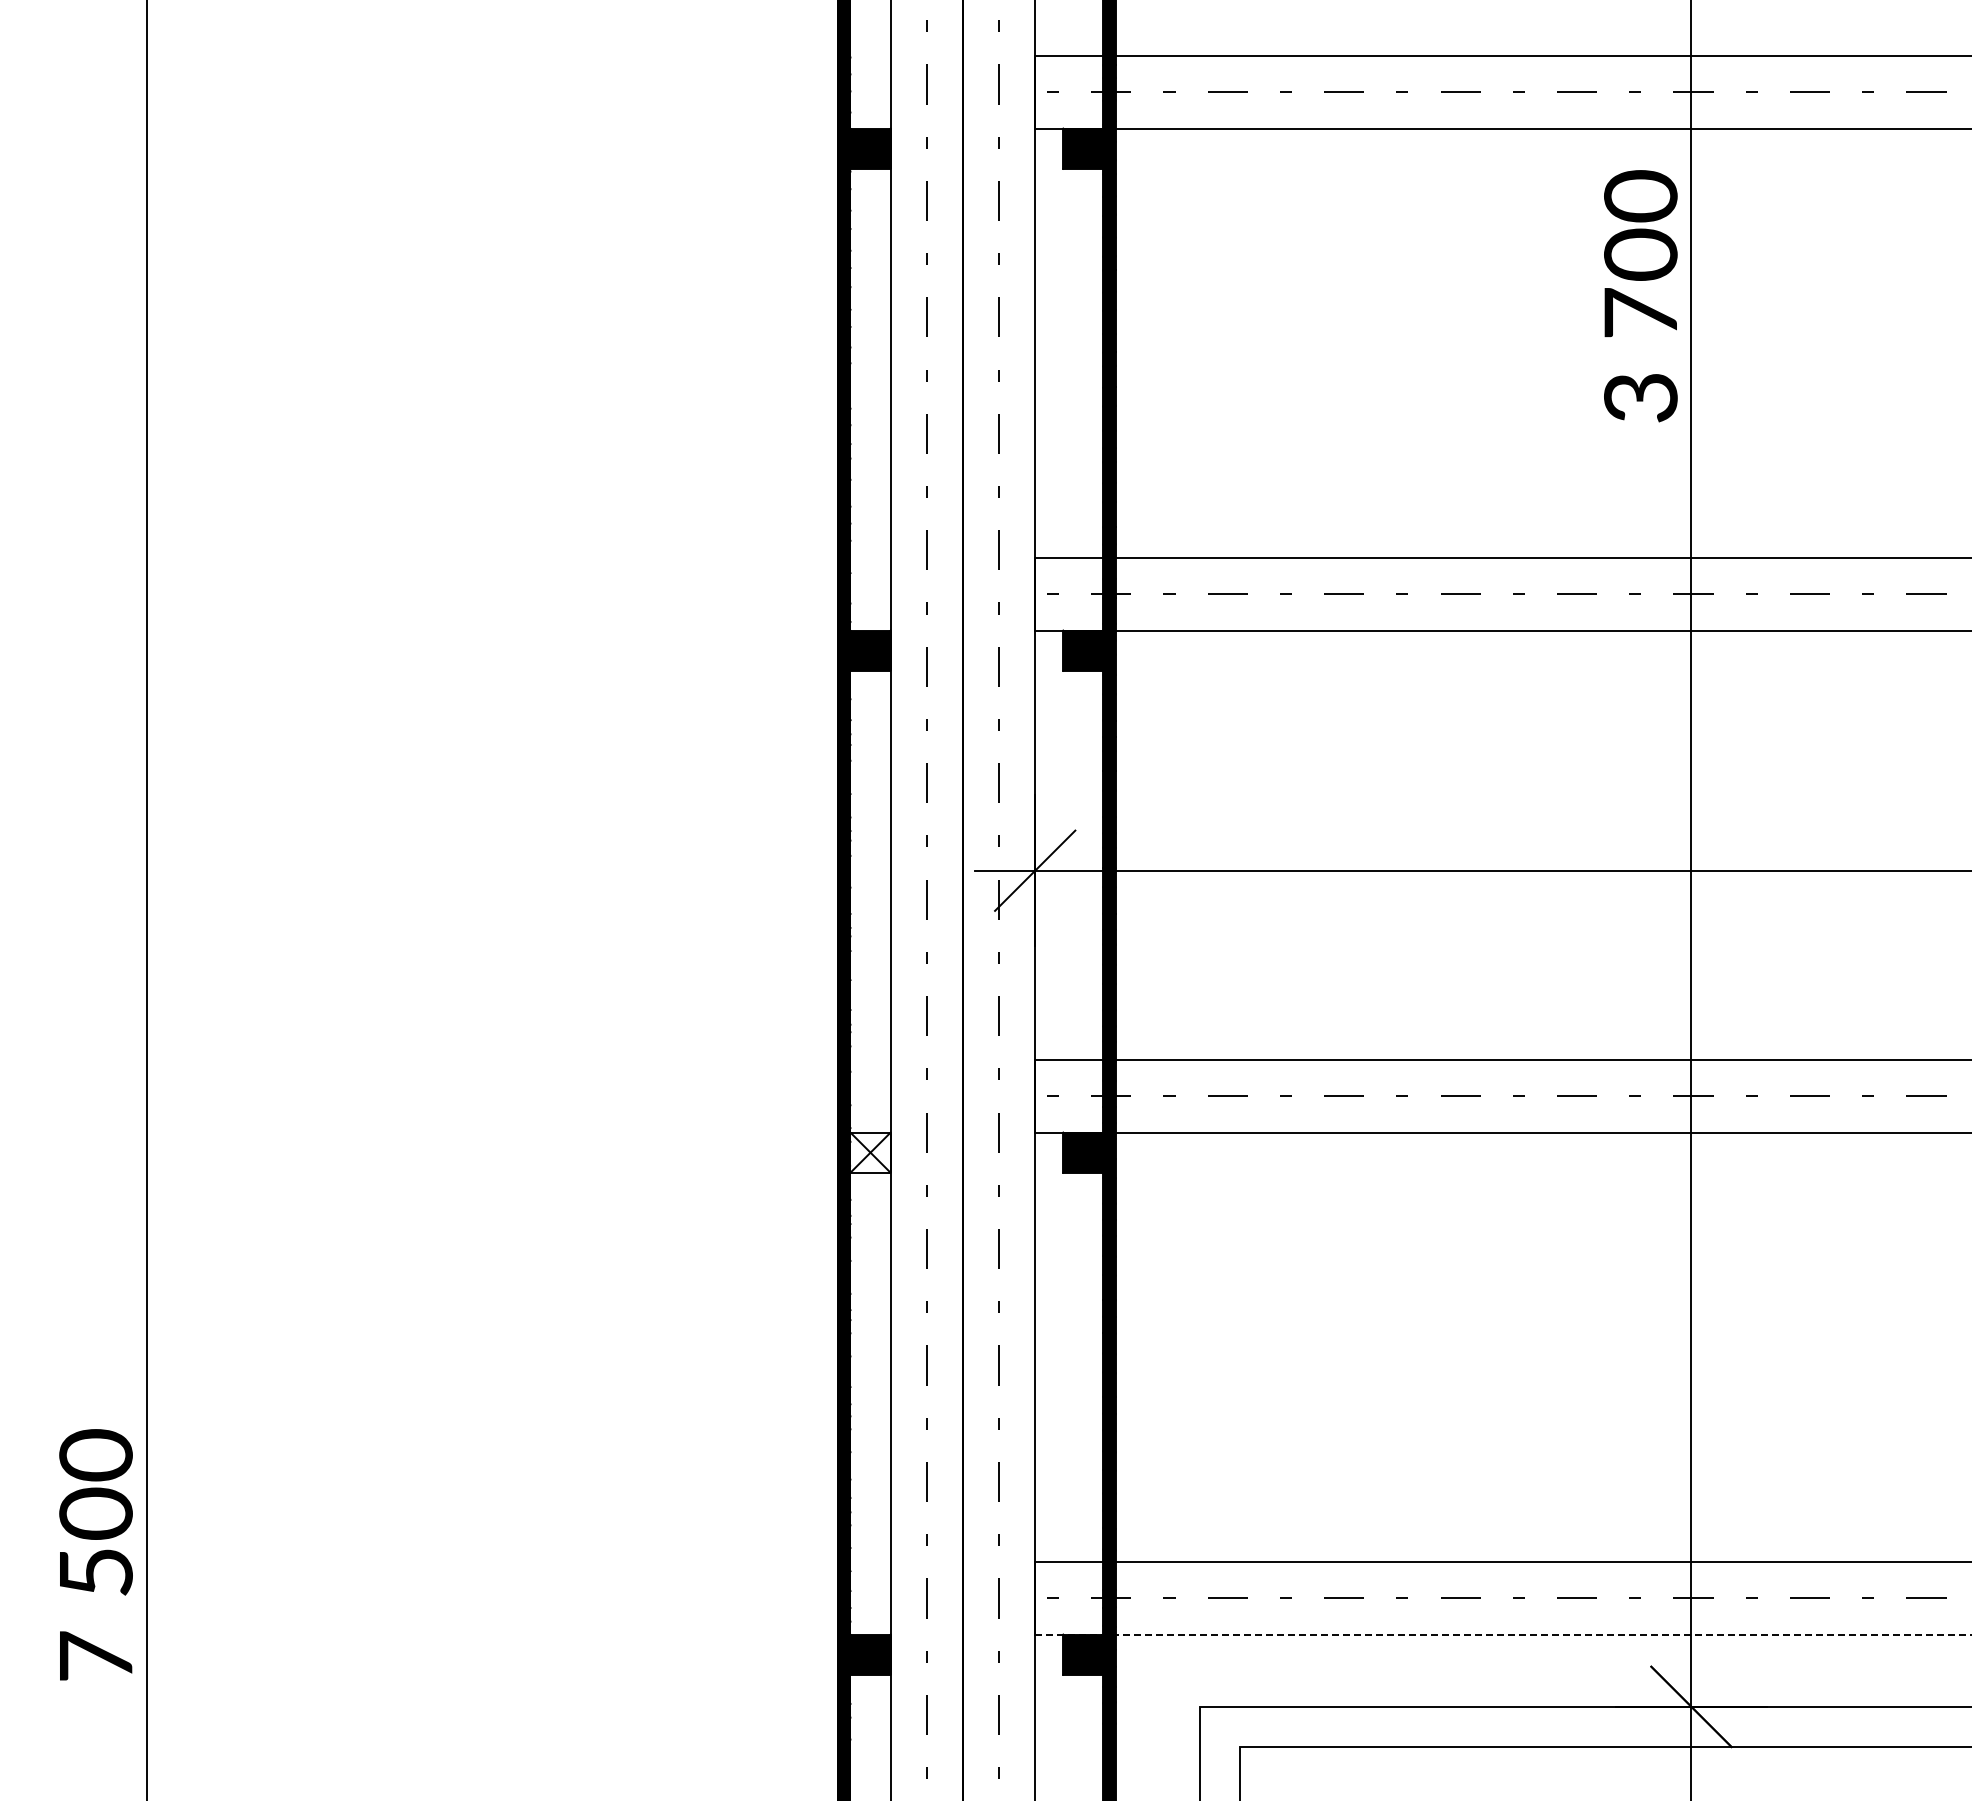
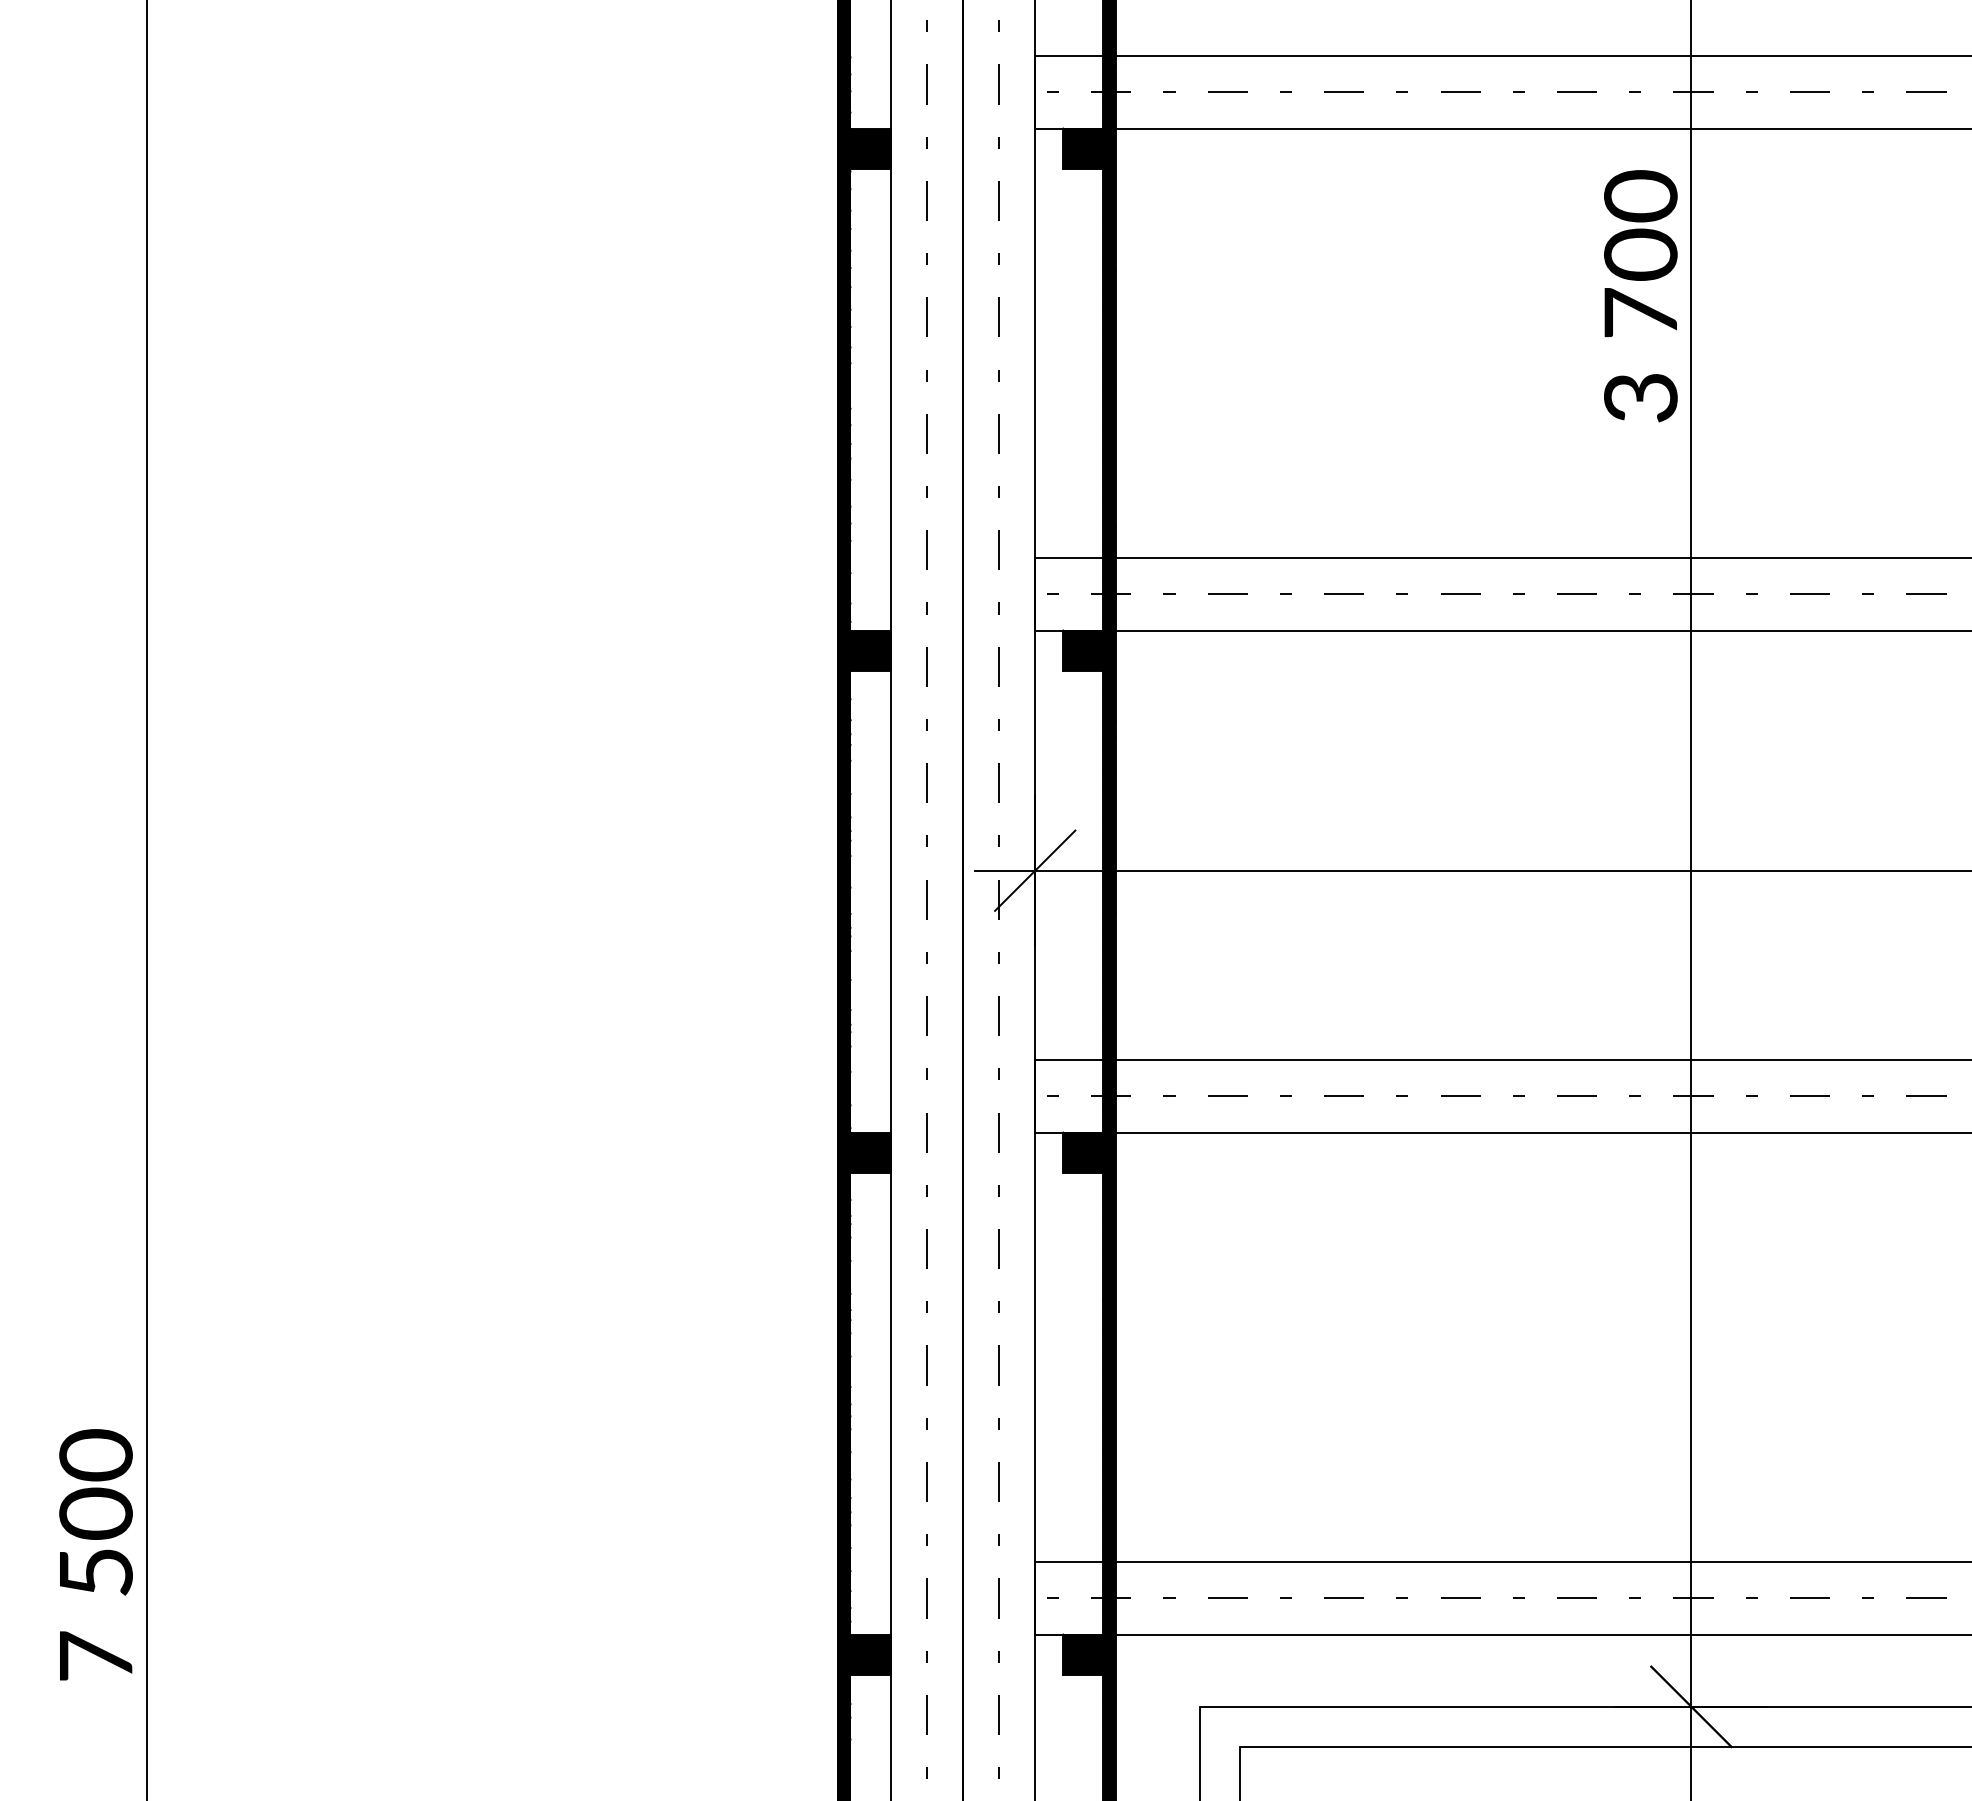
fill: none -> present (870, 1152)
line: dashed -> solid (1503, 1634)
